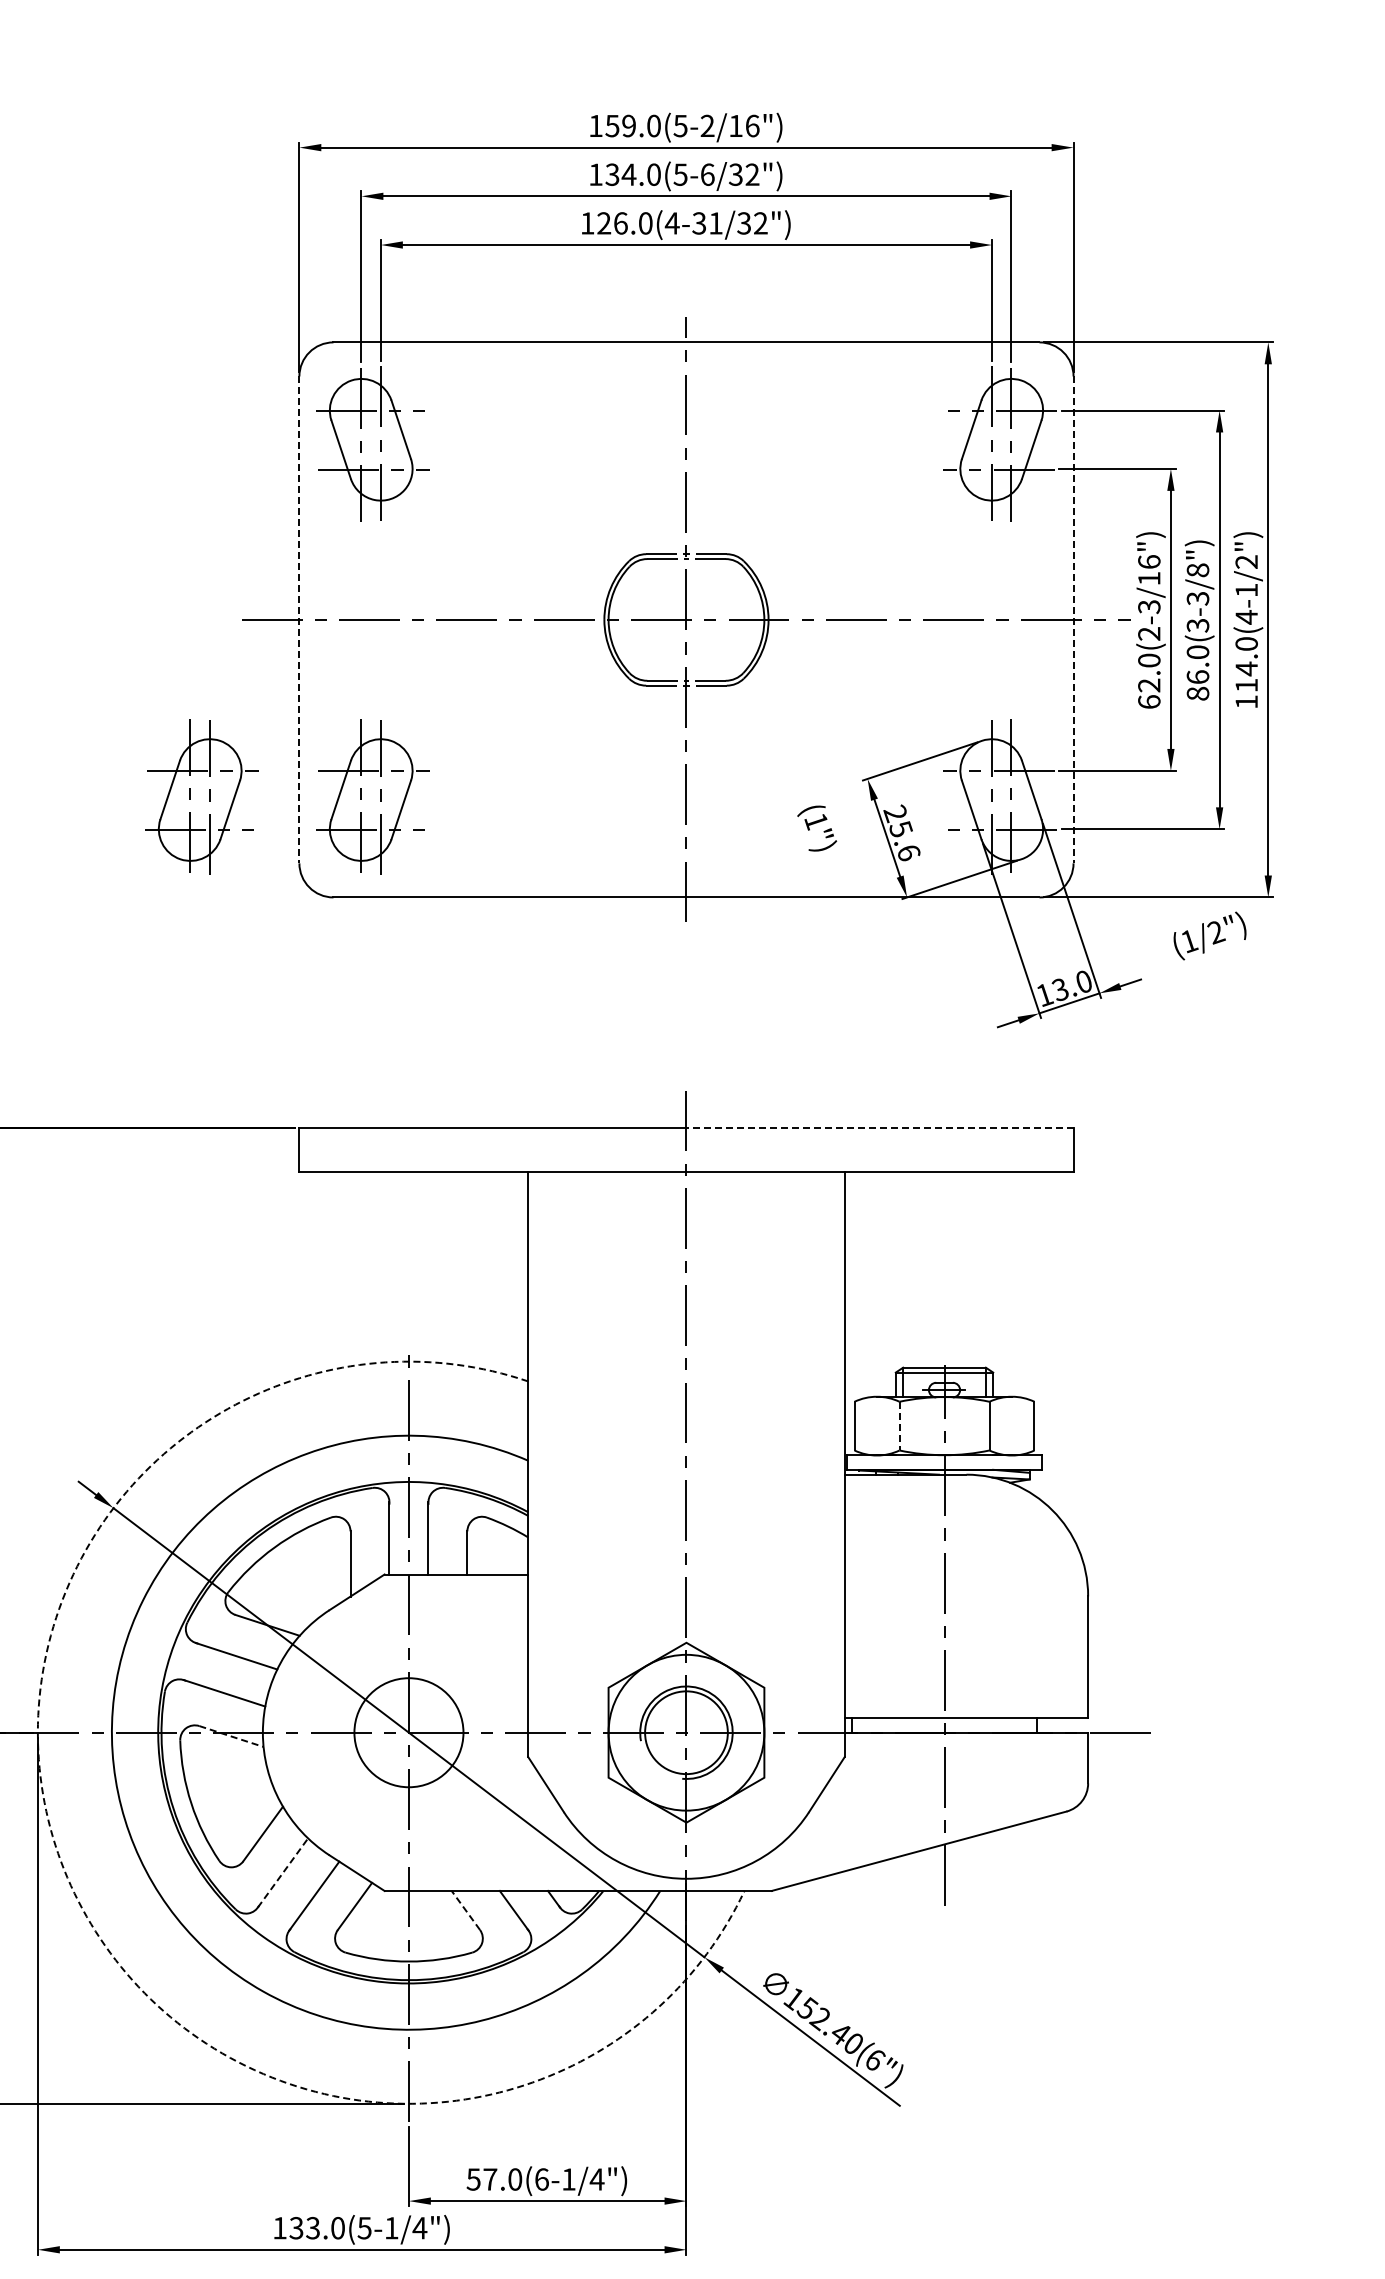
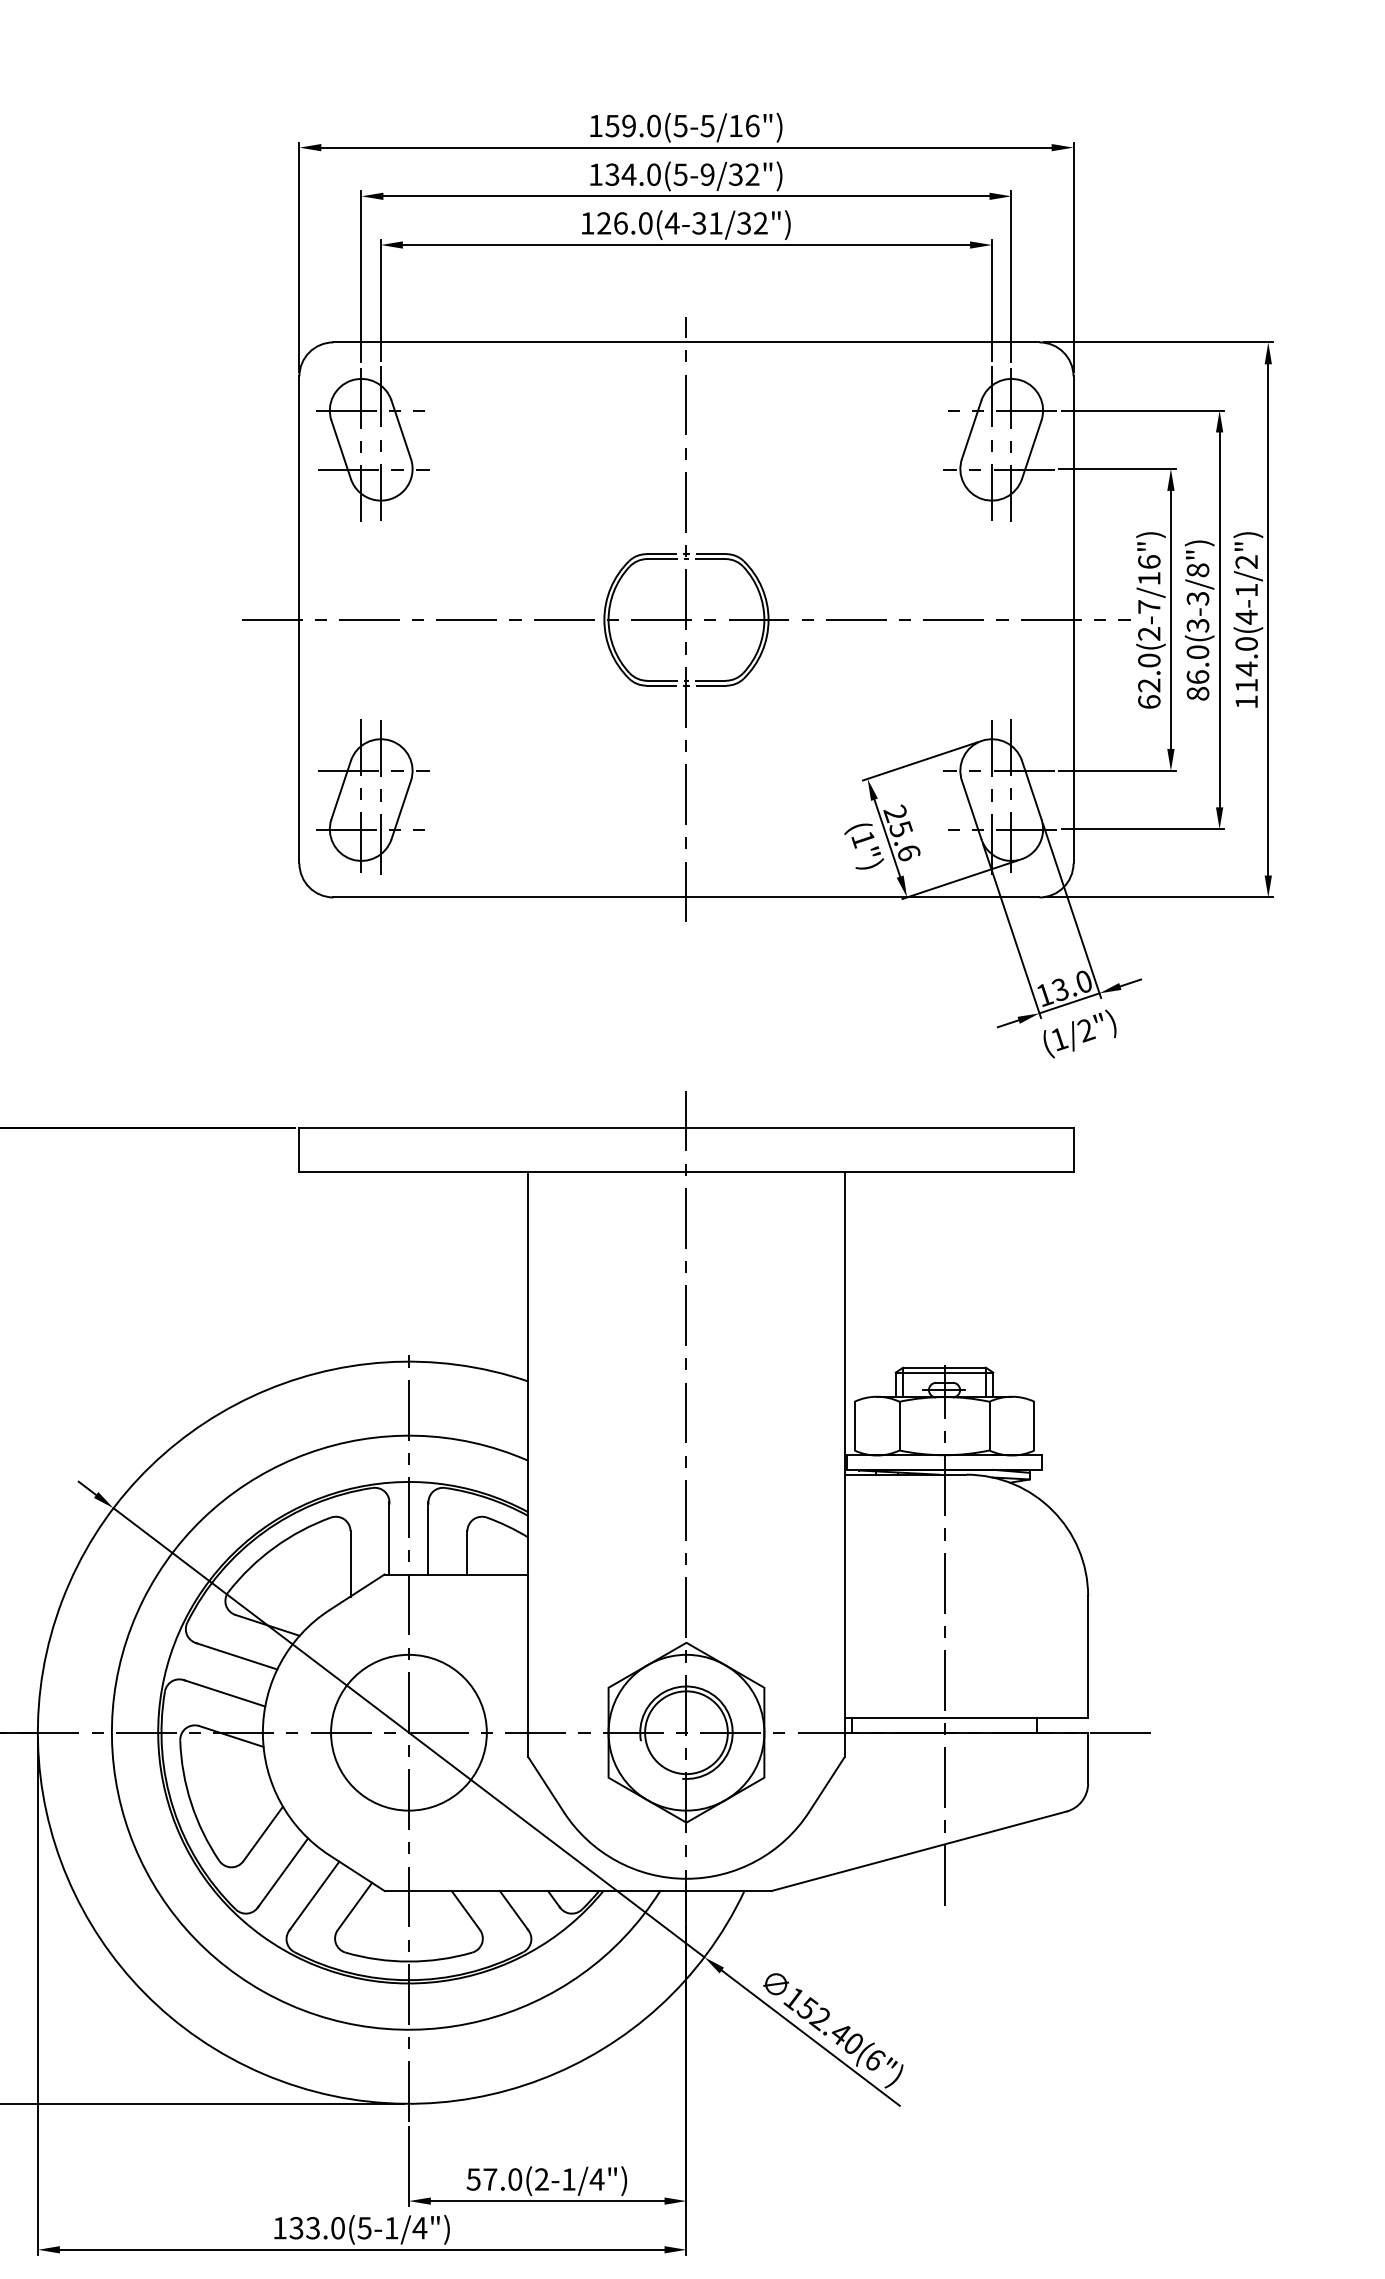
text: 159.0(5-2/16") -> 159.0(5-5/16") (707, 125)
text: 134.0(5-6/32") -> 134.0(5-9/32") (707, 174)
text: 62.0(2-3/16") -> 62.0(2-7/16") (1149, 607)
line: dashed -> solid (299, 620)
line: dashed -> solid (1073, 620)
part: present -> none (201, 796)
text position: (817, 828) -> (864, 846) (864, 846)
text position: (1209, 935) -> (1079, 1033) (1079, 1033)
line: dashed -> solid (880, 1128)
line: dashed -> solid (899, 1426)
circle diameter: 109 px -> 156 px (408, 1732)
line: dashed -> solid (231, 1736)
line: dashed -> solid (282, 1873)
arc: dashed -> solid (67, 1877)
line: dashed -> solid (465, 1910)
text: 57.0(6-1/4") -> 57.0(2-1/4") (541, 2179)
